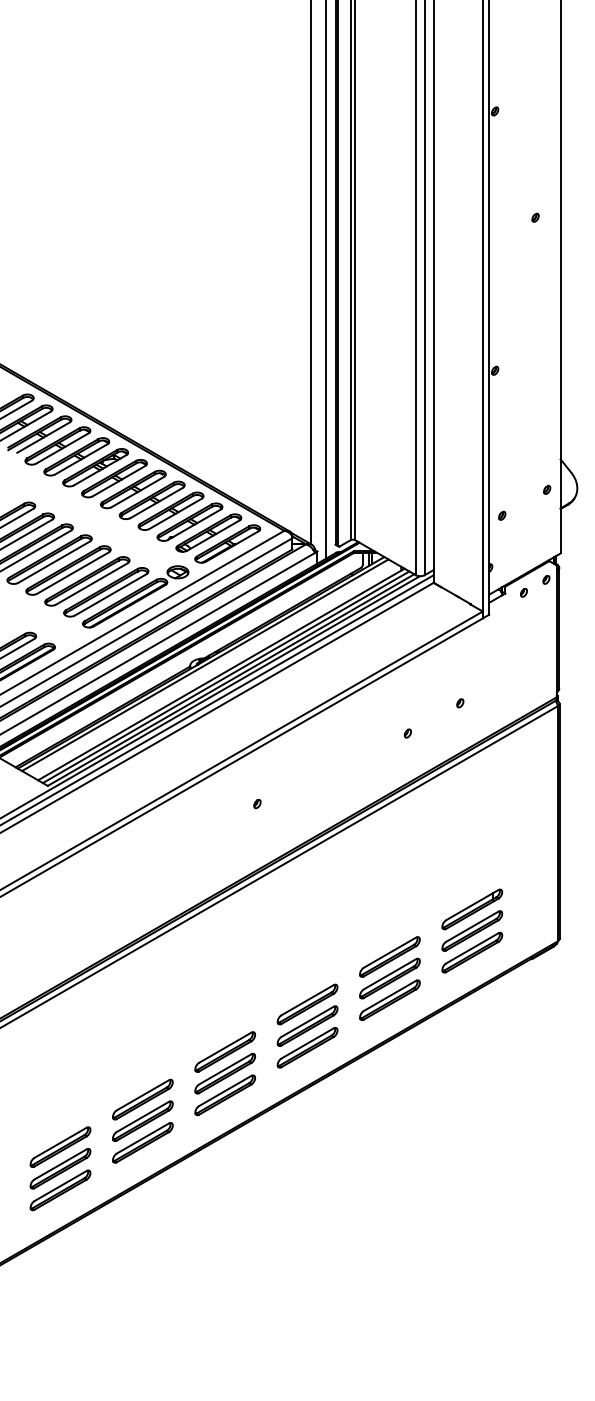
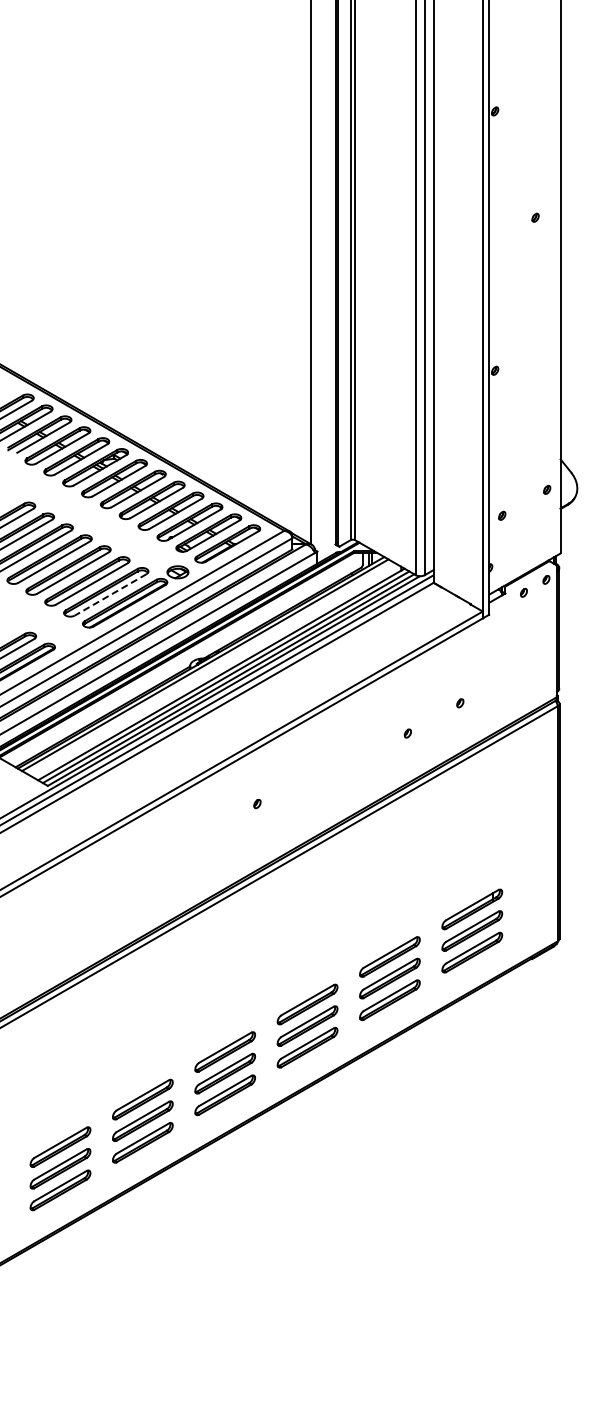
line: present -> none (325, 280)
line: solid -> dashed (110, 595)
